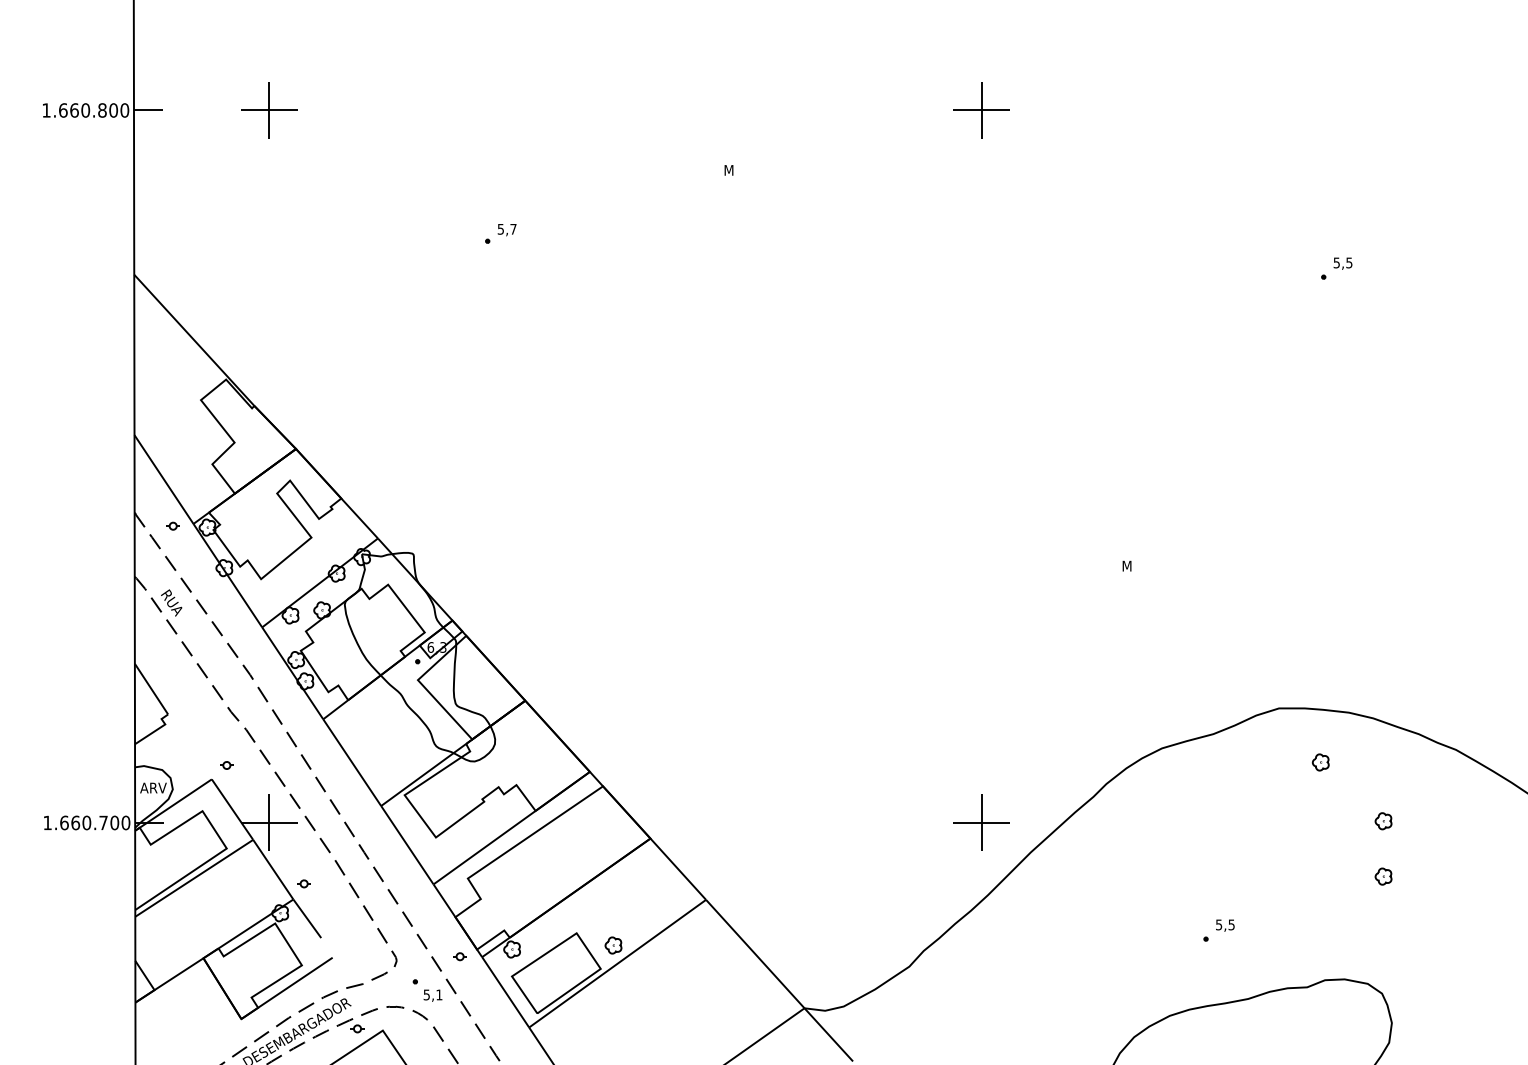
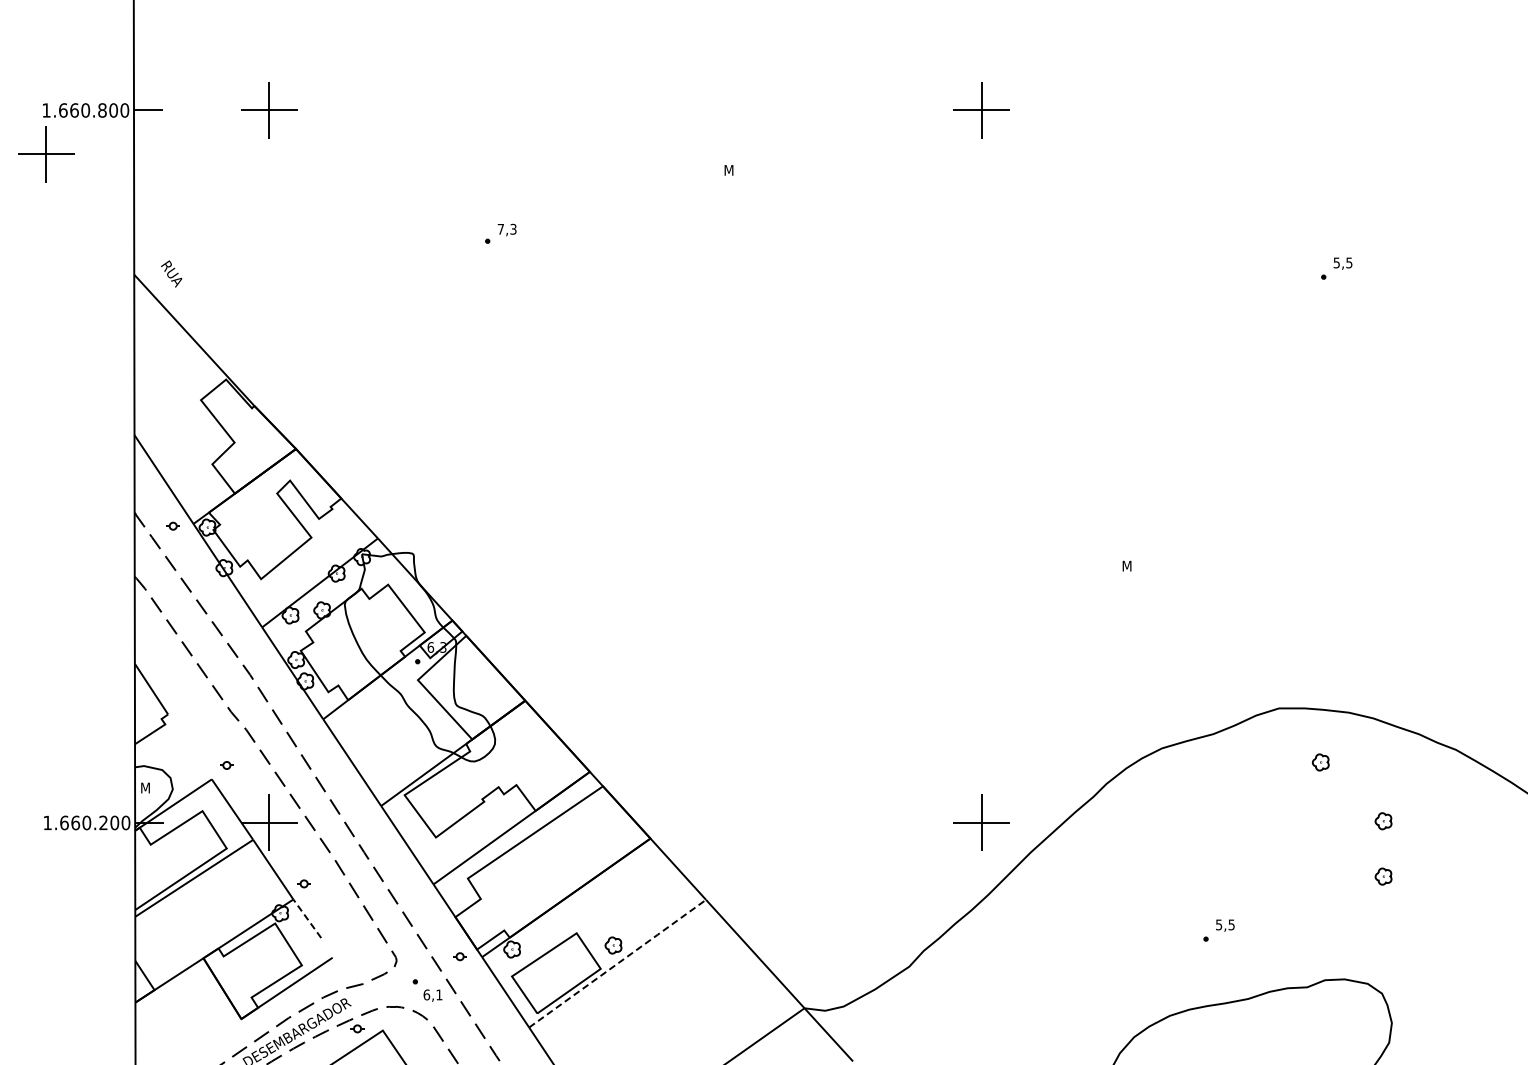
part: none -> present (46, 154)
text: 5,7 -> 7,3 (506, 228)
text position: (171, 602) -> (171, 273) (171, 273)
text: ARV -> M (153, 787)
text: 1.660.700 -> 1.660.200 (103, 822)
line: solid -> dashed (307, 918)
line: solid -> dashed (617, 963)
text: 5,1 -> 6,1 (426, 994)
